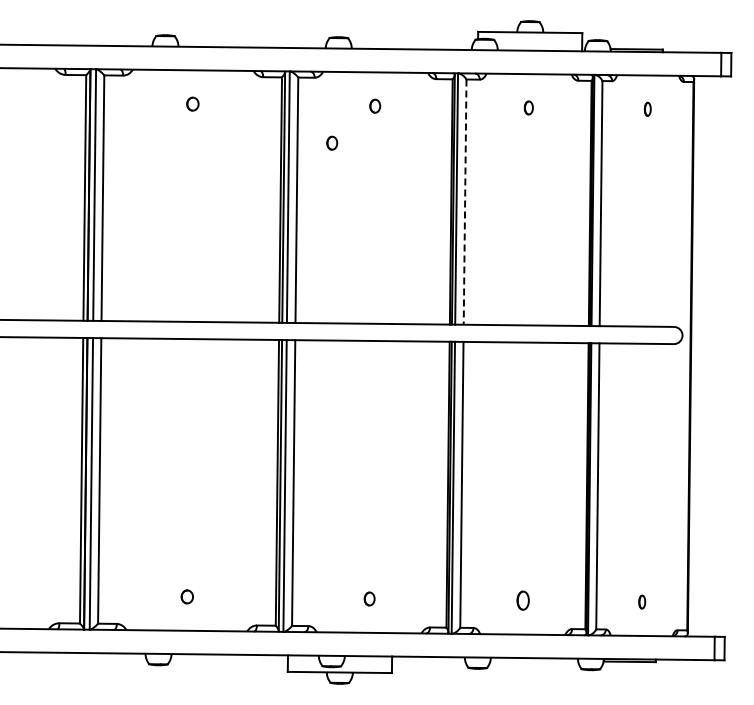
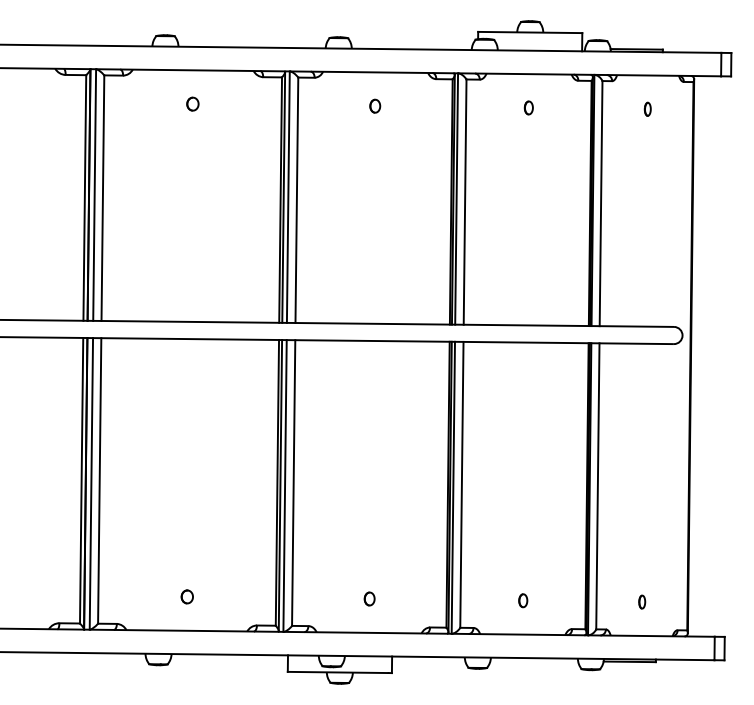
part: present -> none (332, 142)
line: dashed -> solid (465, 202)
part size: 14x21 px -> 11x16 px (523, 600)
